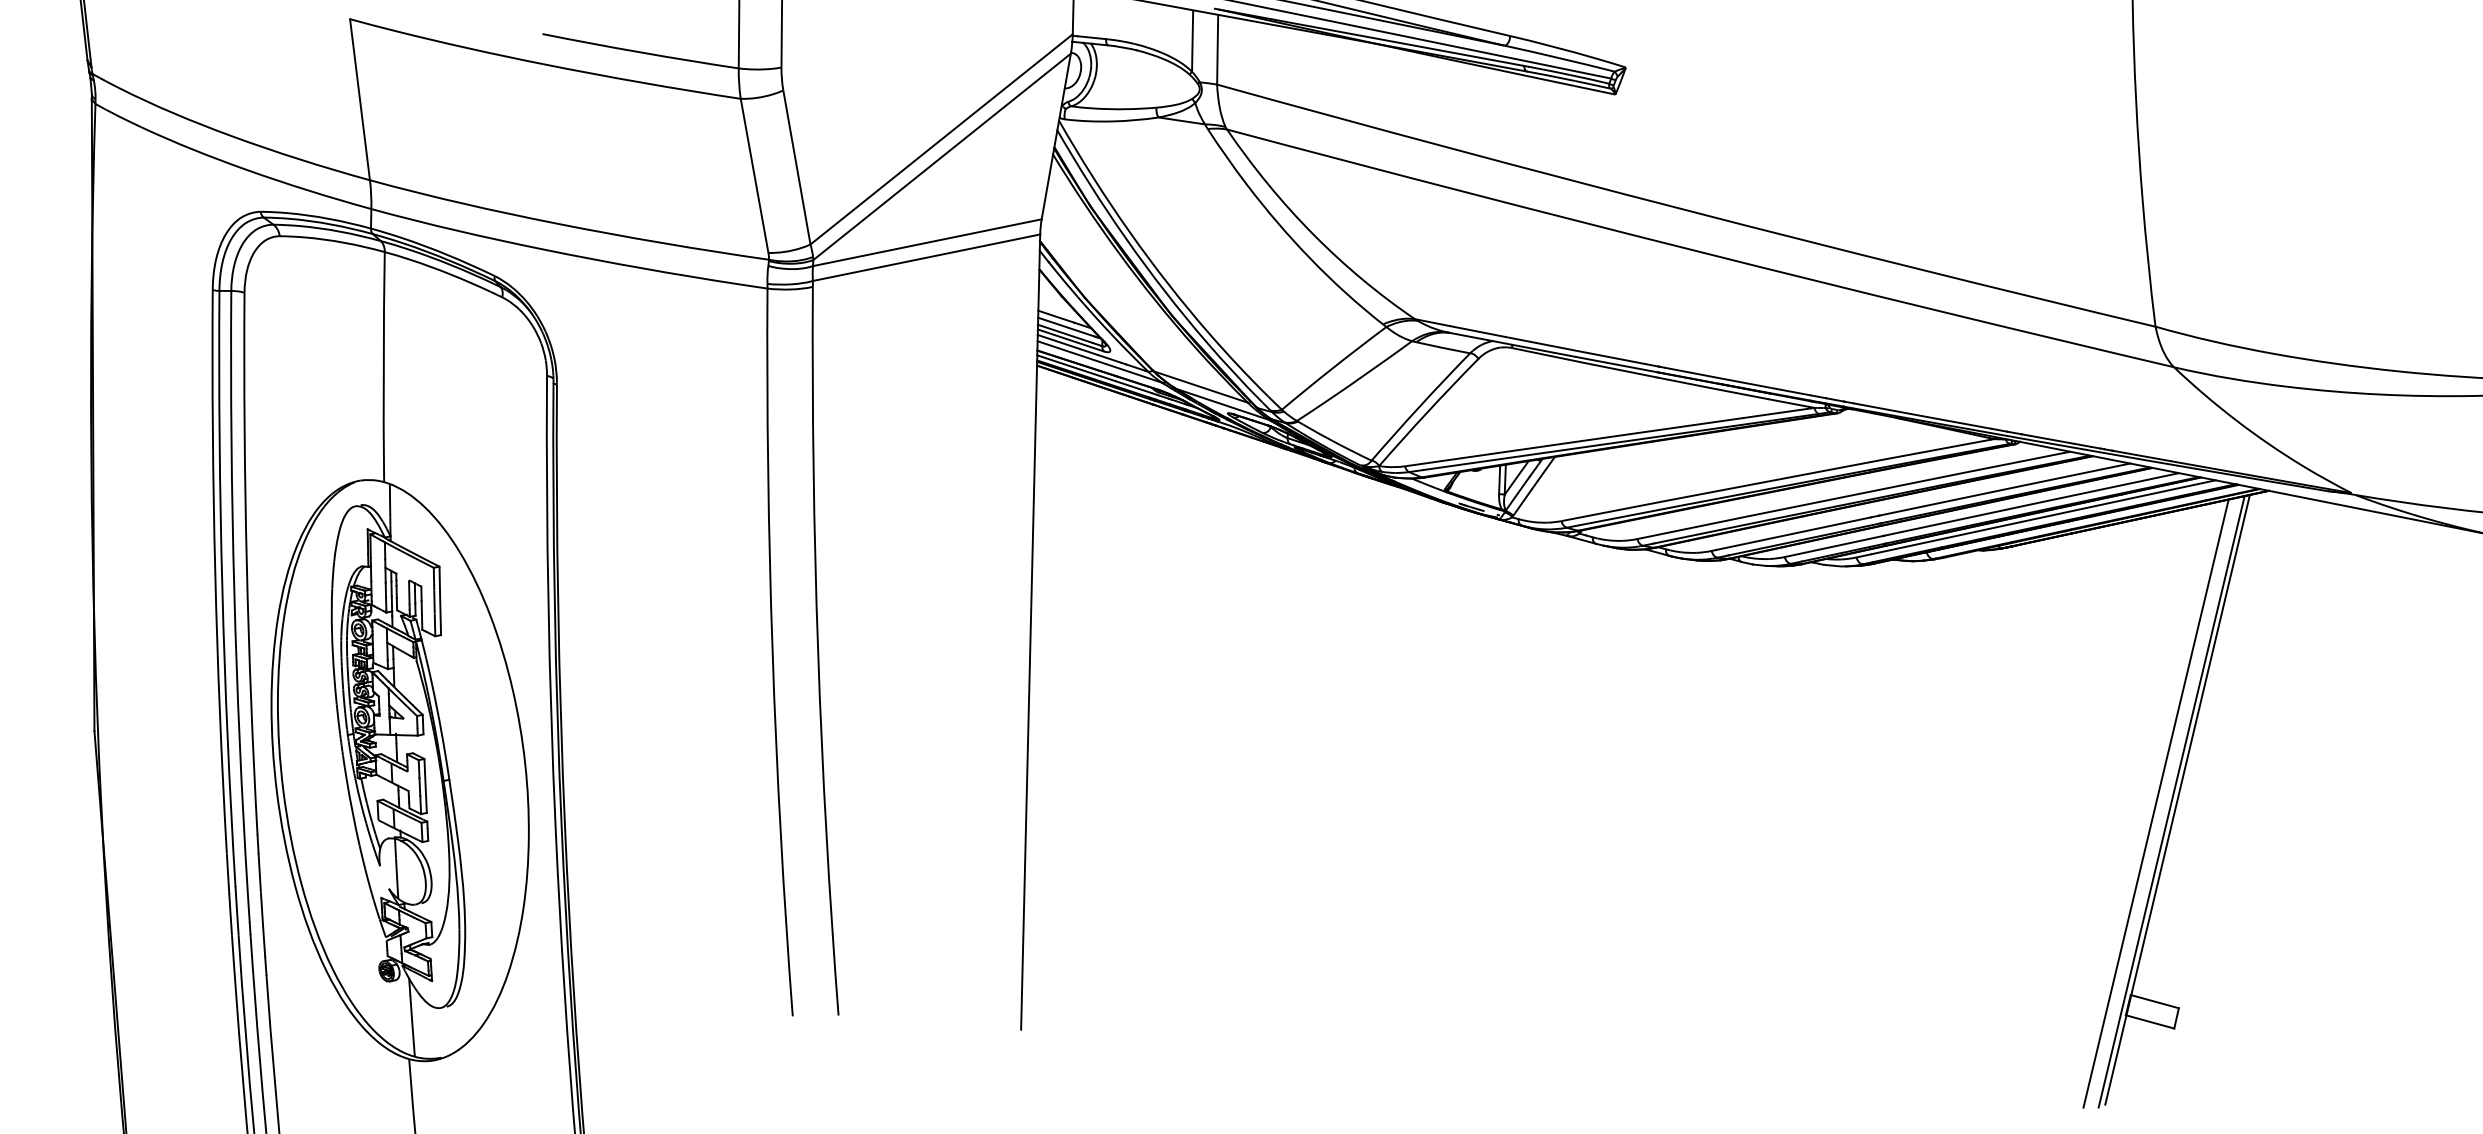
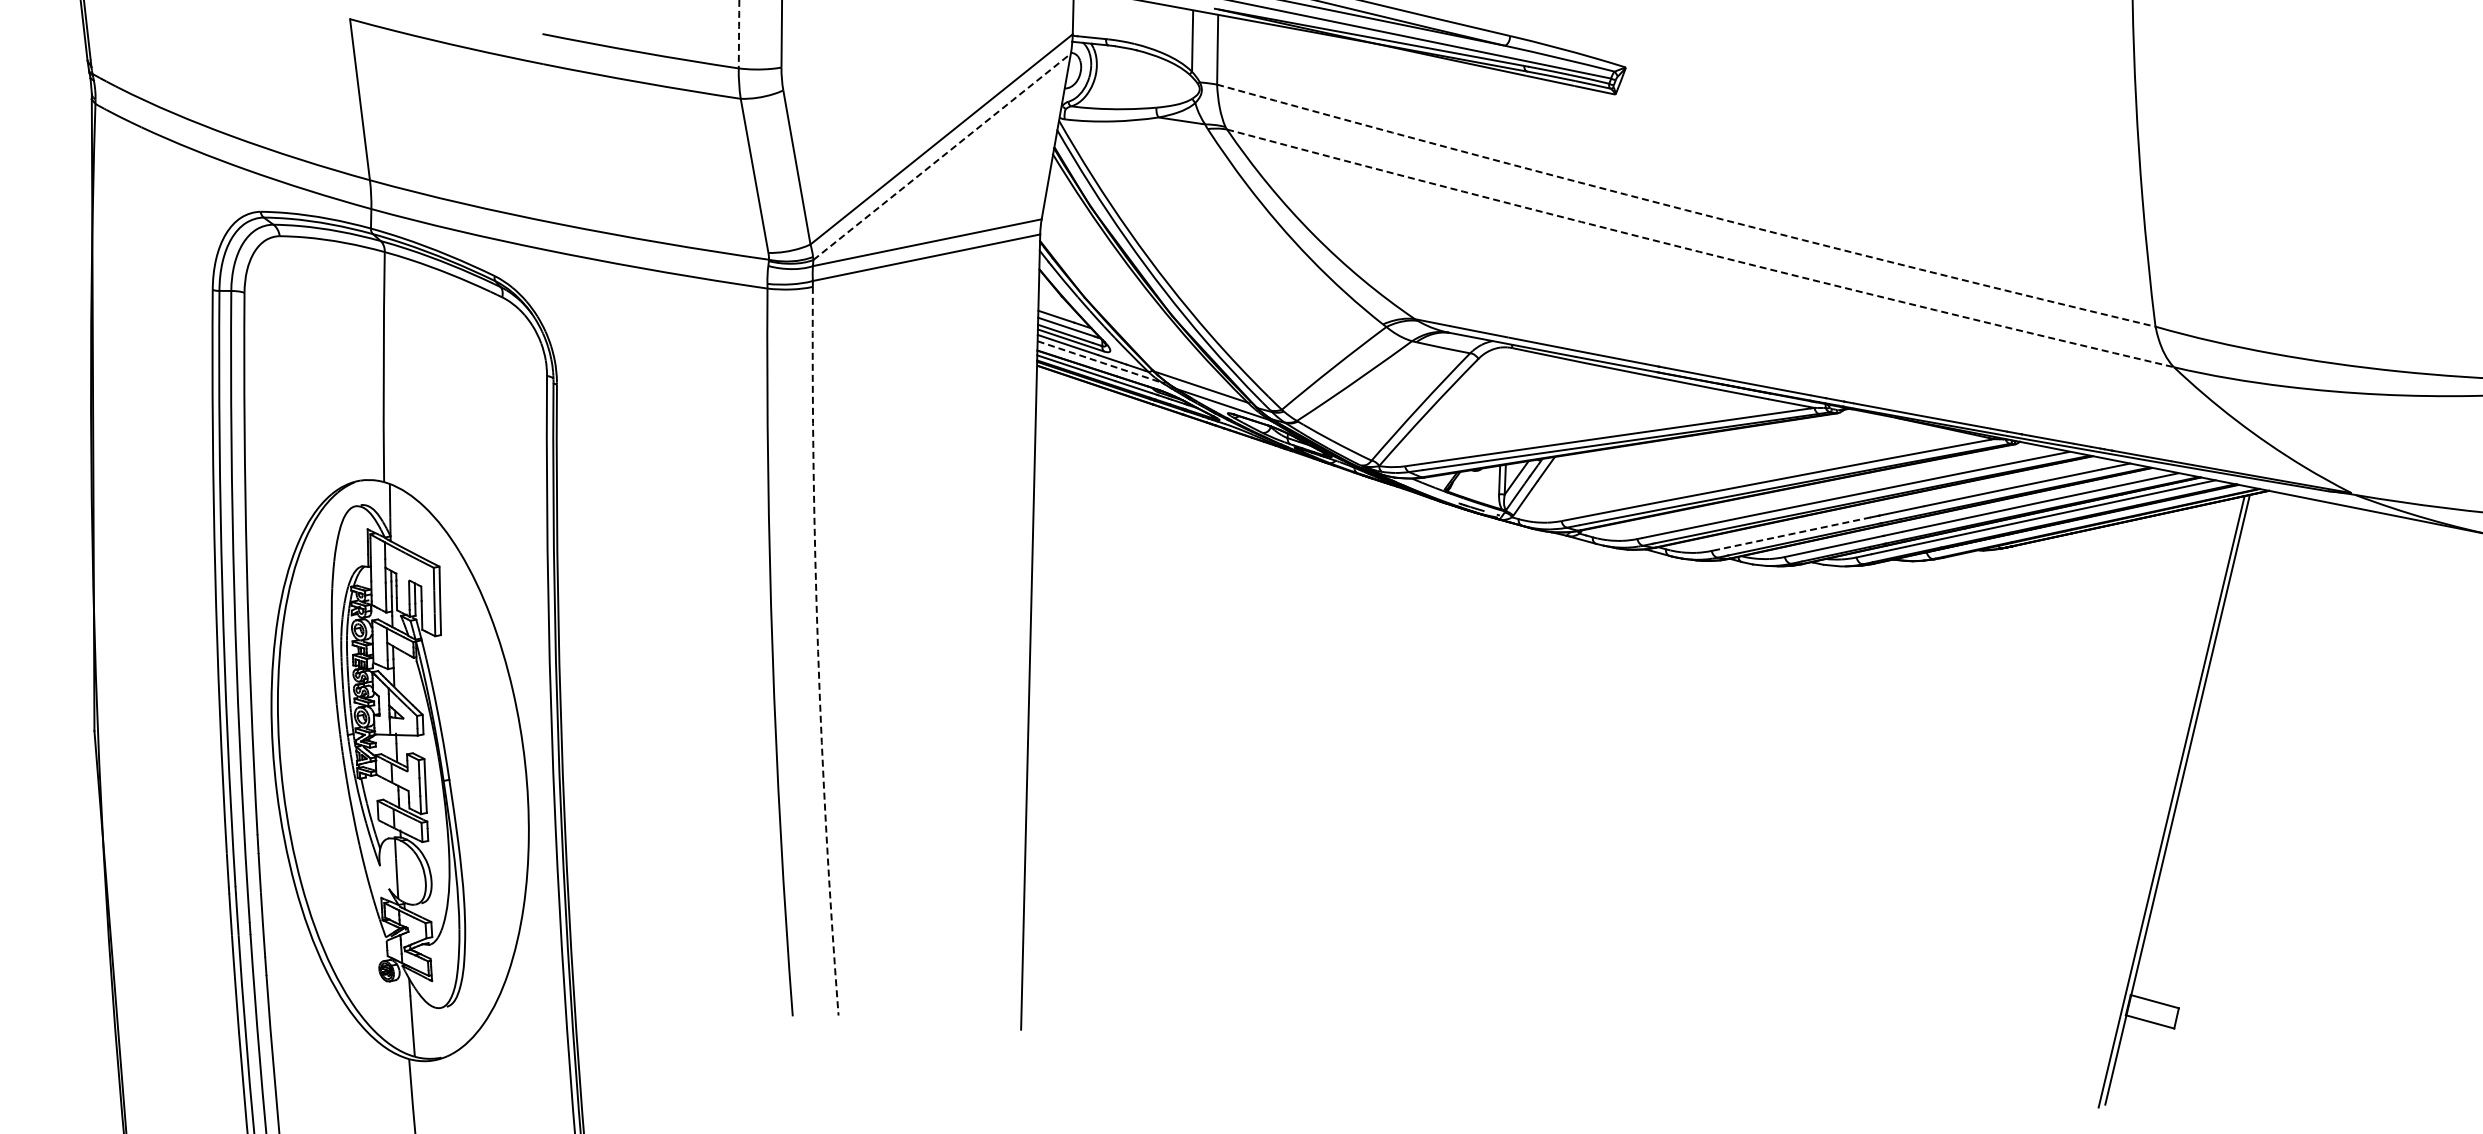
arc: solid -> dashed (739, 34)
line: solid -> dashed (942, 156)
arc: solid -> dashed (1685, 209)
arc: solid -> dashed (1699, 251)
line: solid -> dashed (1100, 362)
line: solid -> dashed (1792, 533)
arc: solid -> dashed (818, 651)
line: present -> none (2155, 803)
